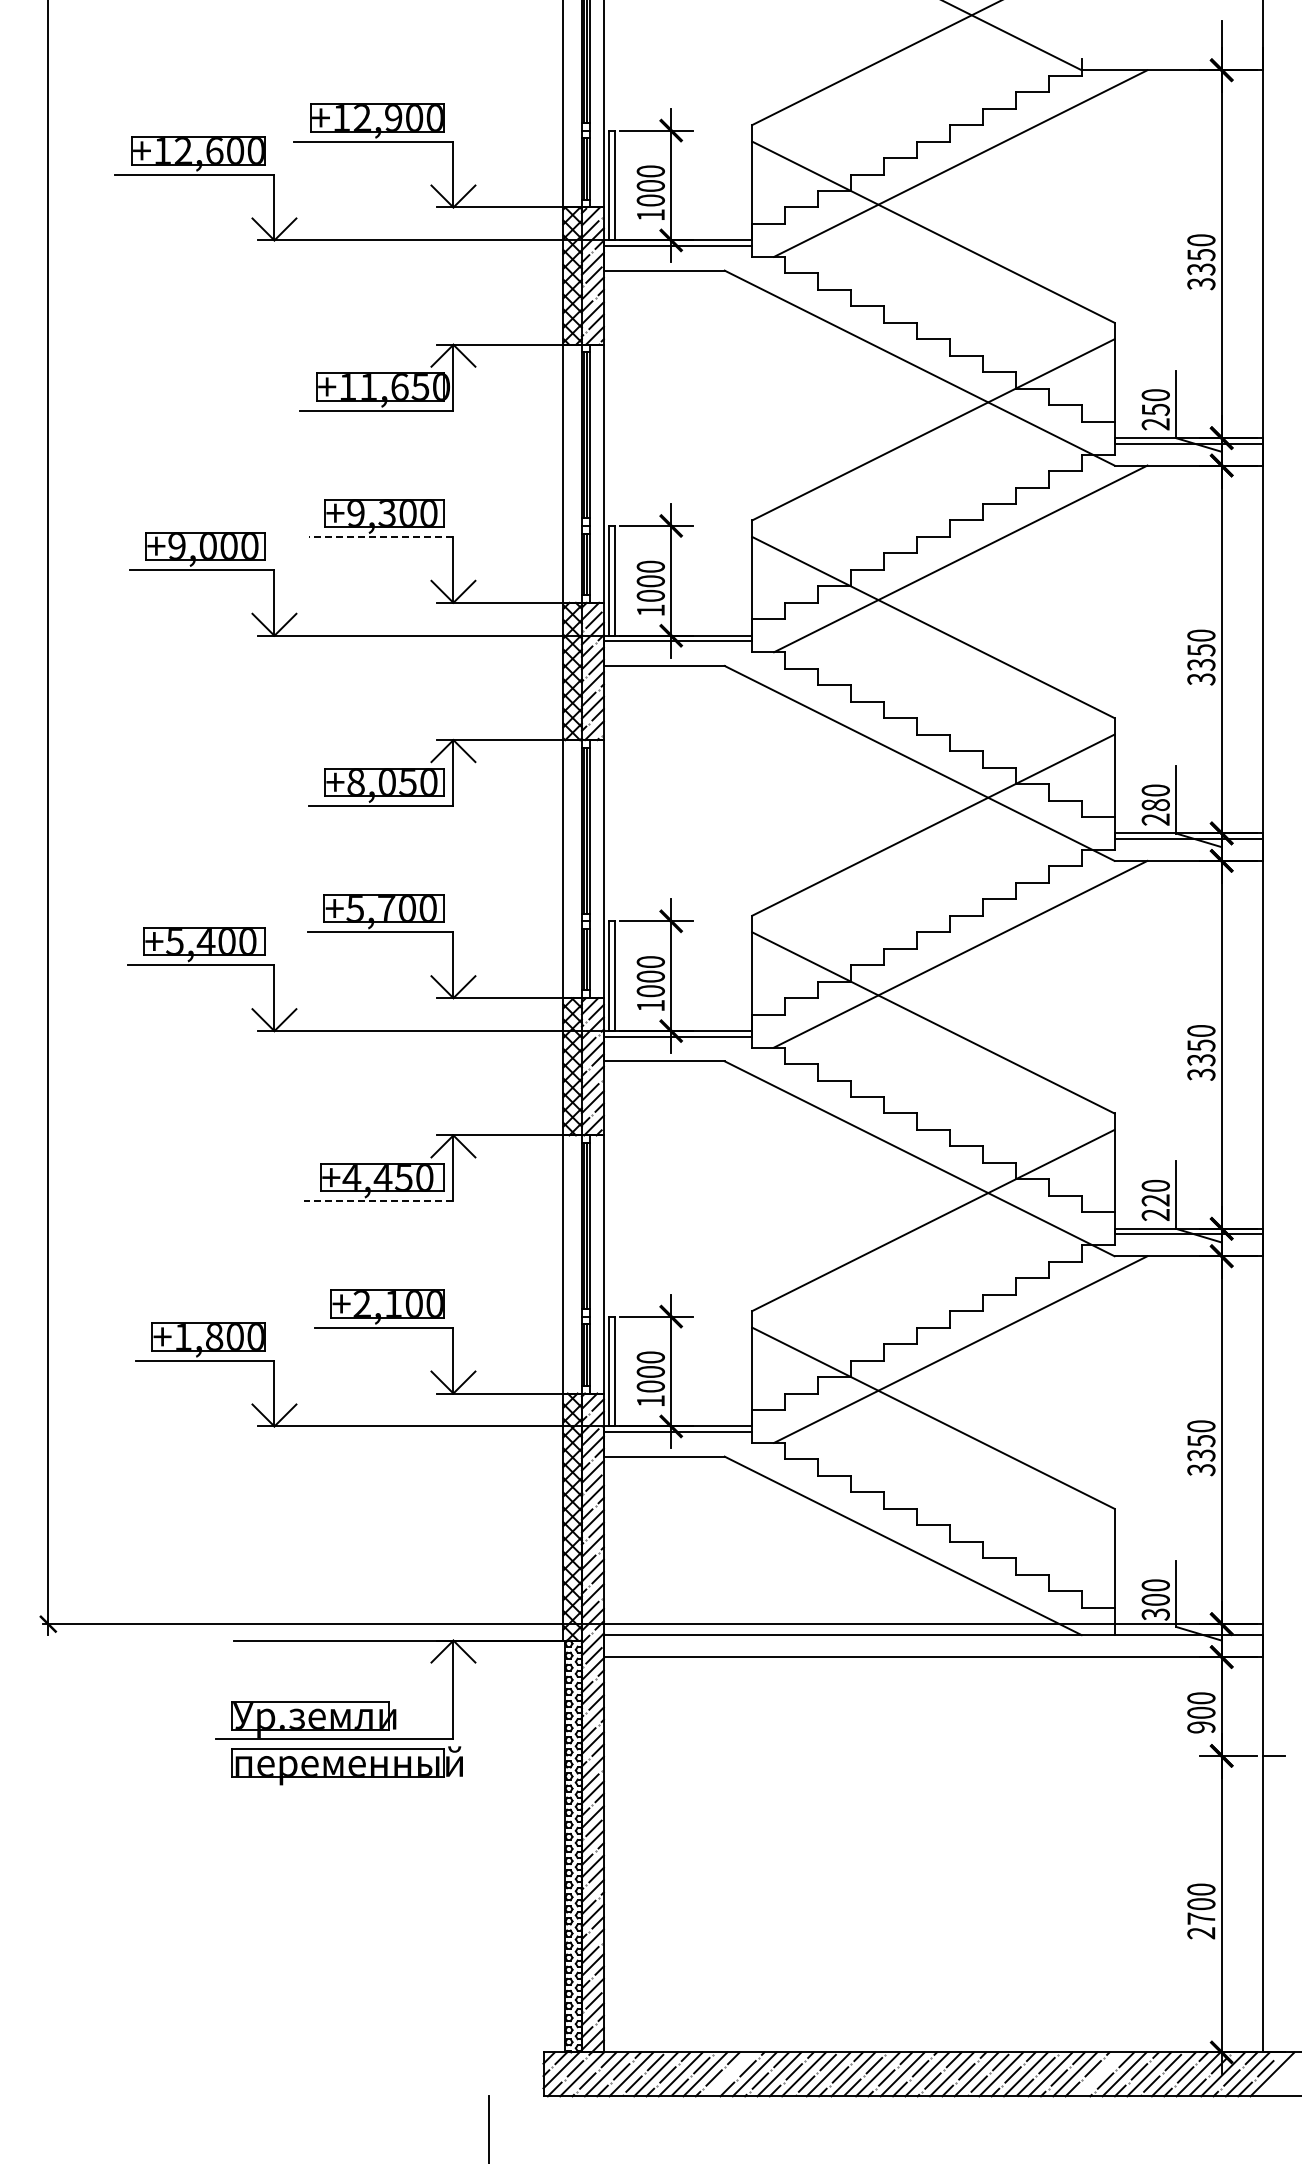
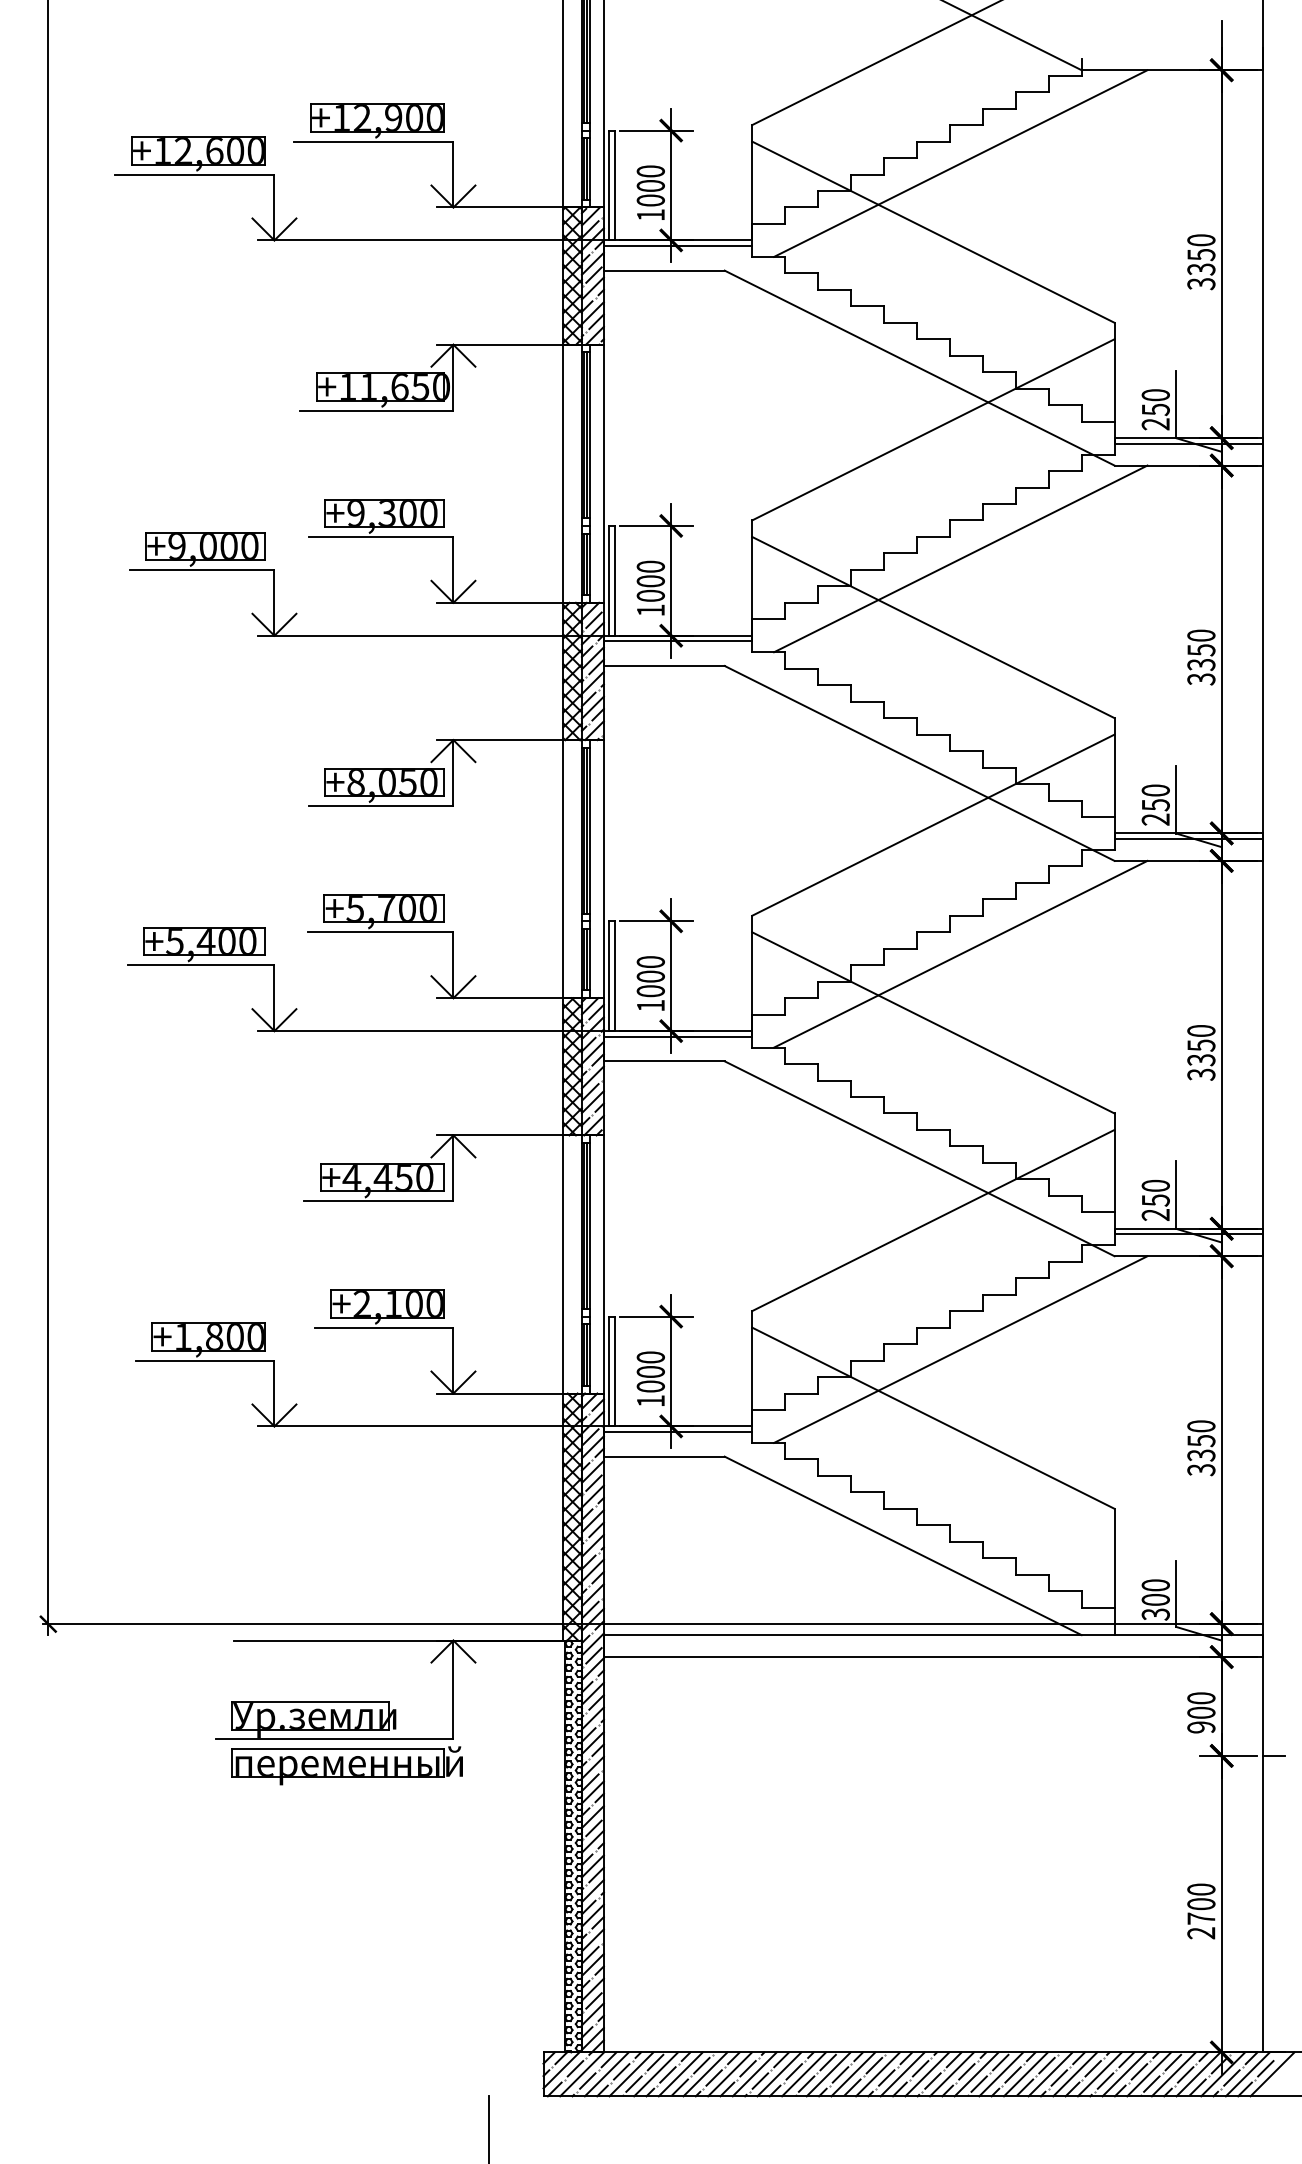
line: dashed -> solid (380, 536)
text: 280 -> 250 (1155, 805)
text: 220 -> 250 (1155, 1200)
line: dashed -> solid (378, 1201)
line: none -> present (730, 2074)
line: none -> present (1099, 2074)
